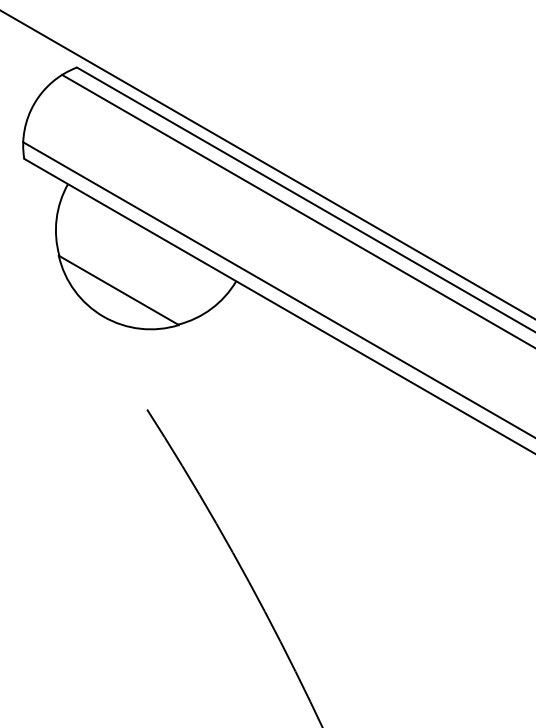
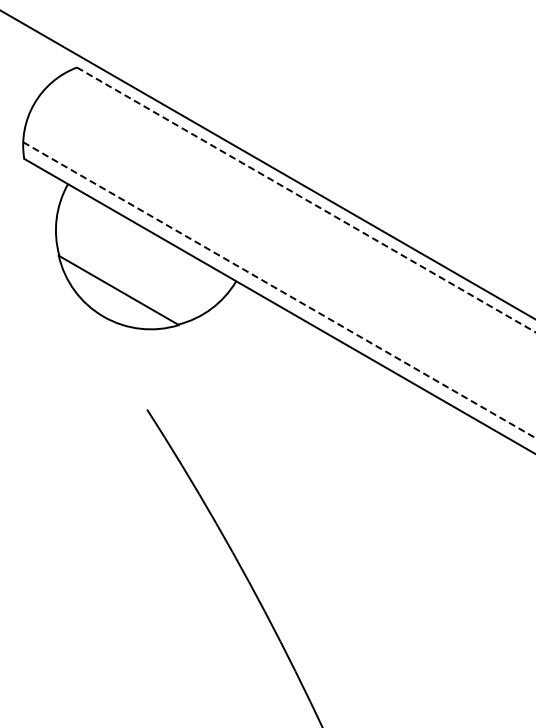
line: solid -> dashed (306, 200)
line: present -> none (297, 210)
line: solid -> dashed (279, 290)
